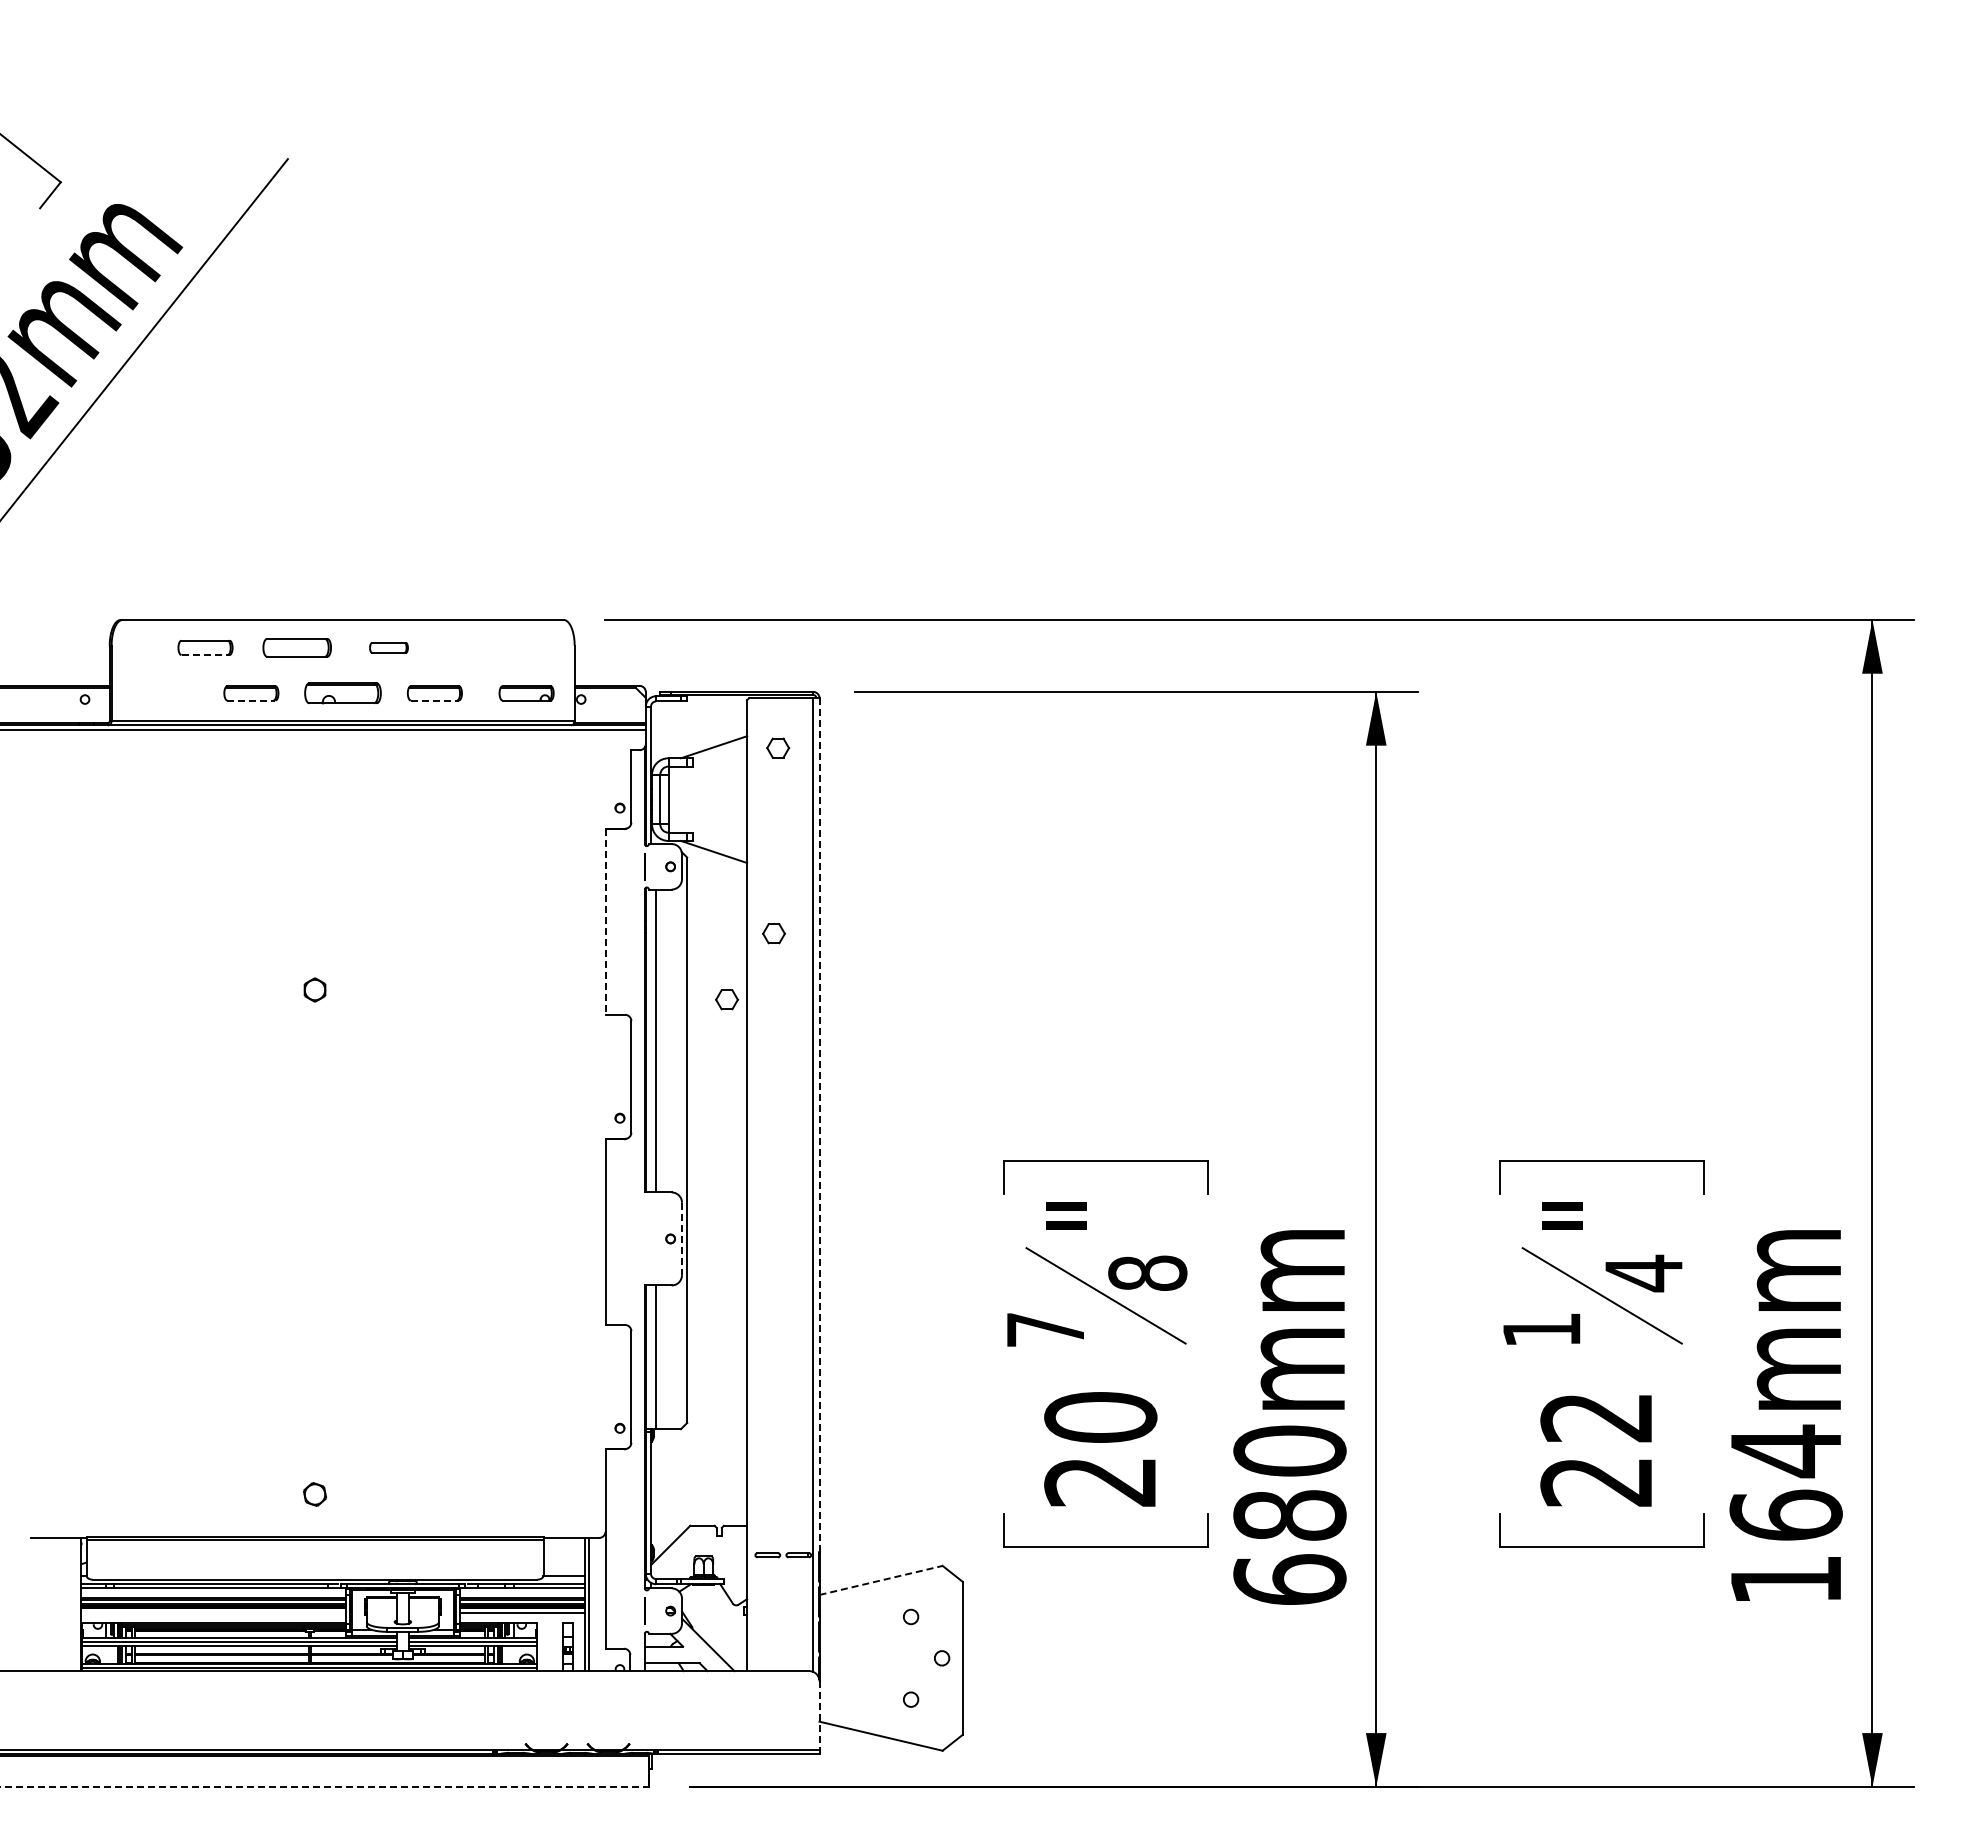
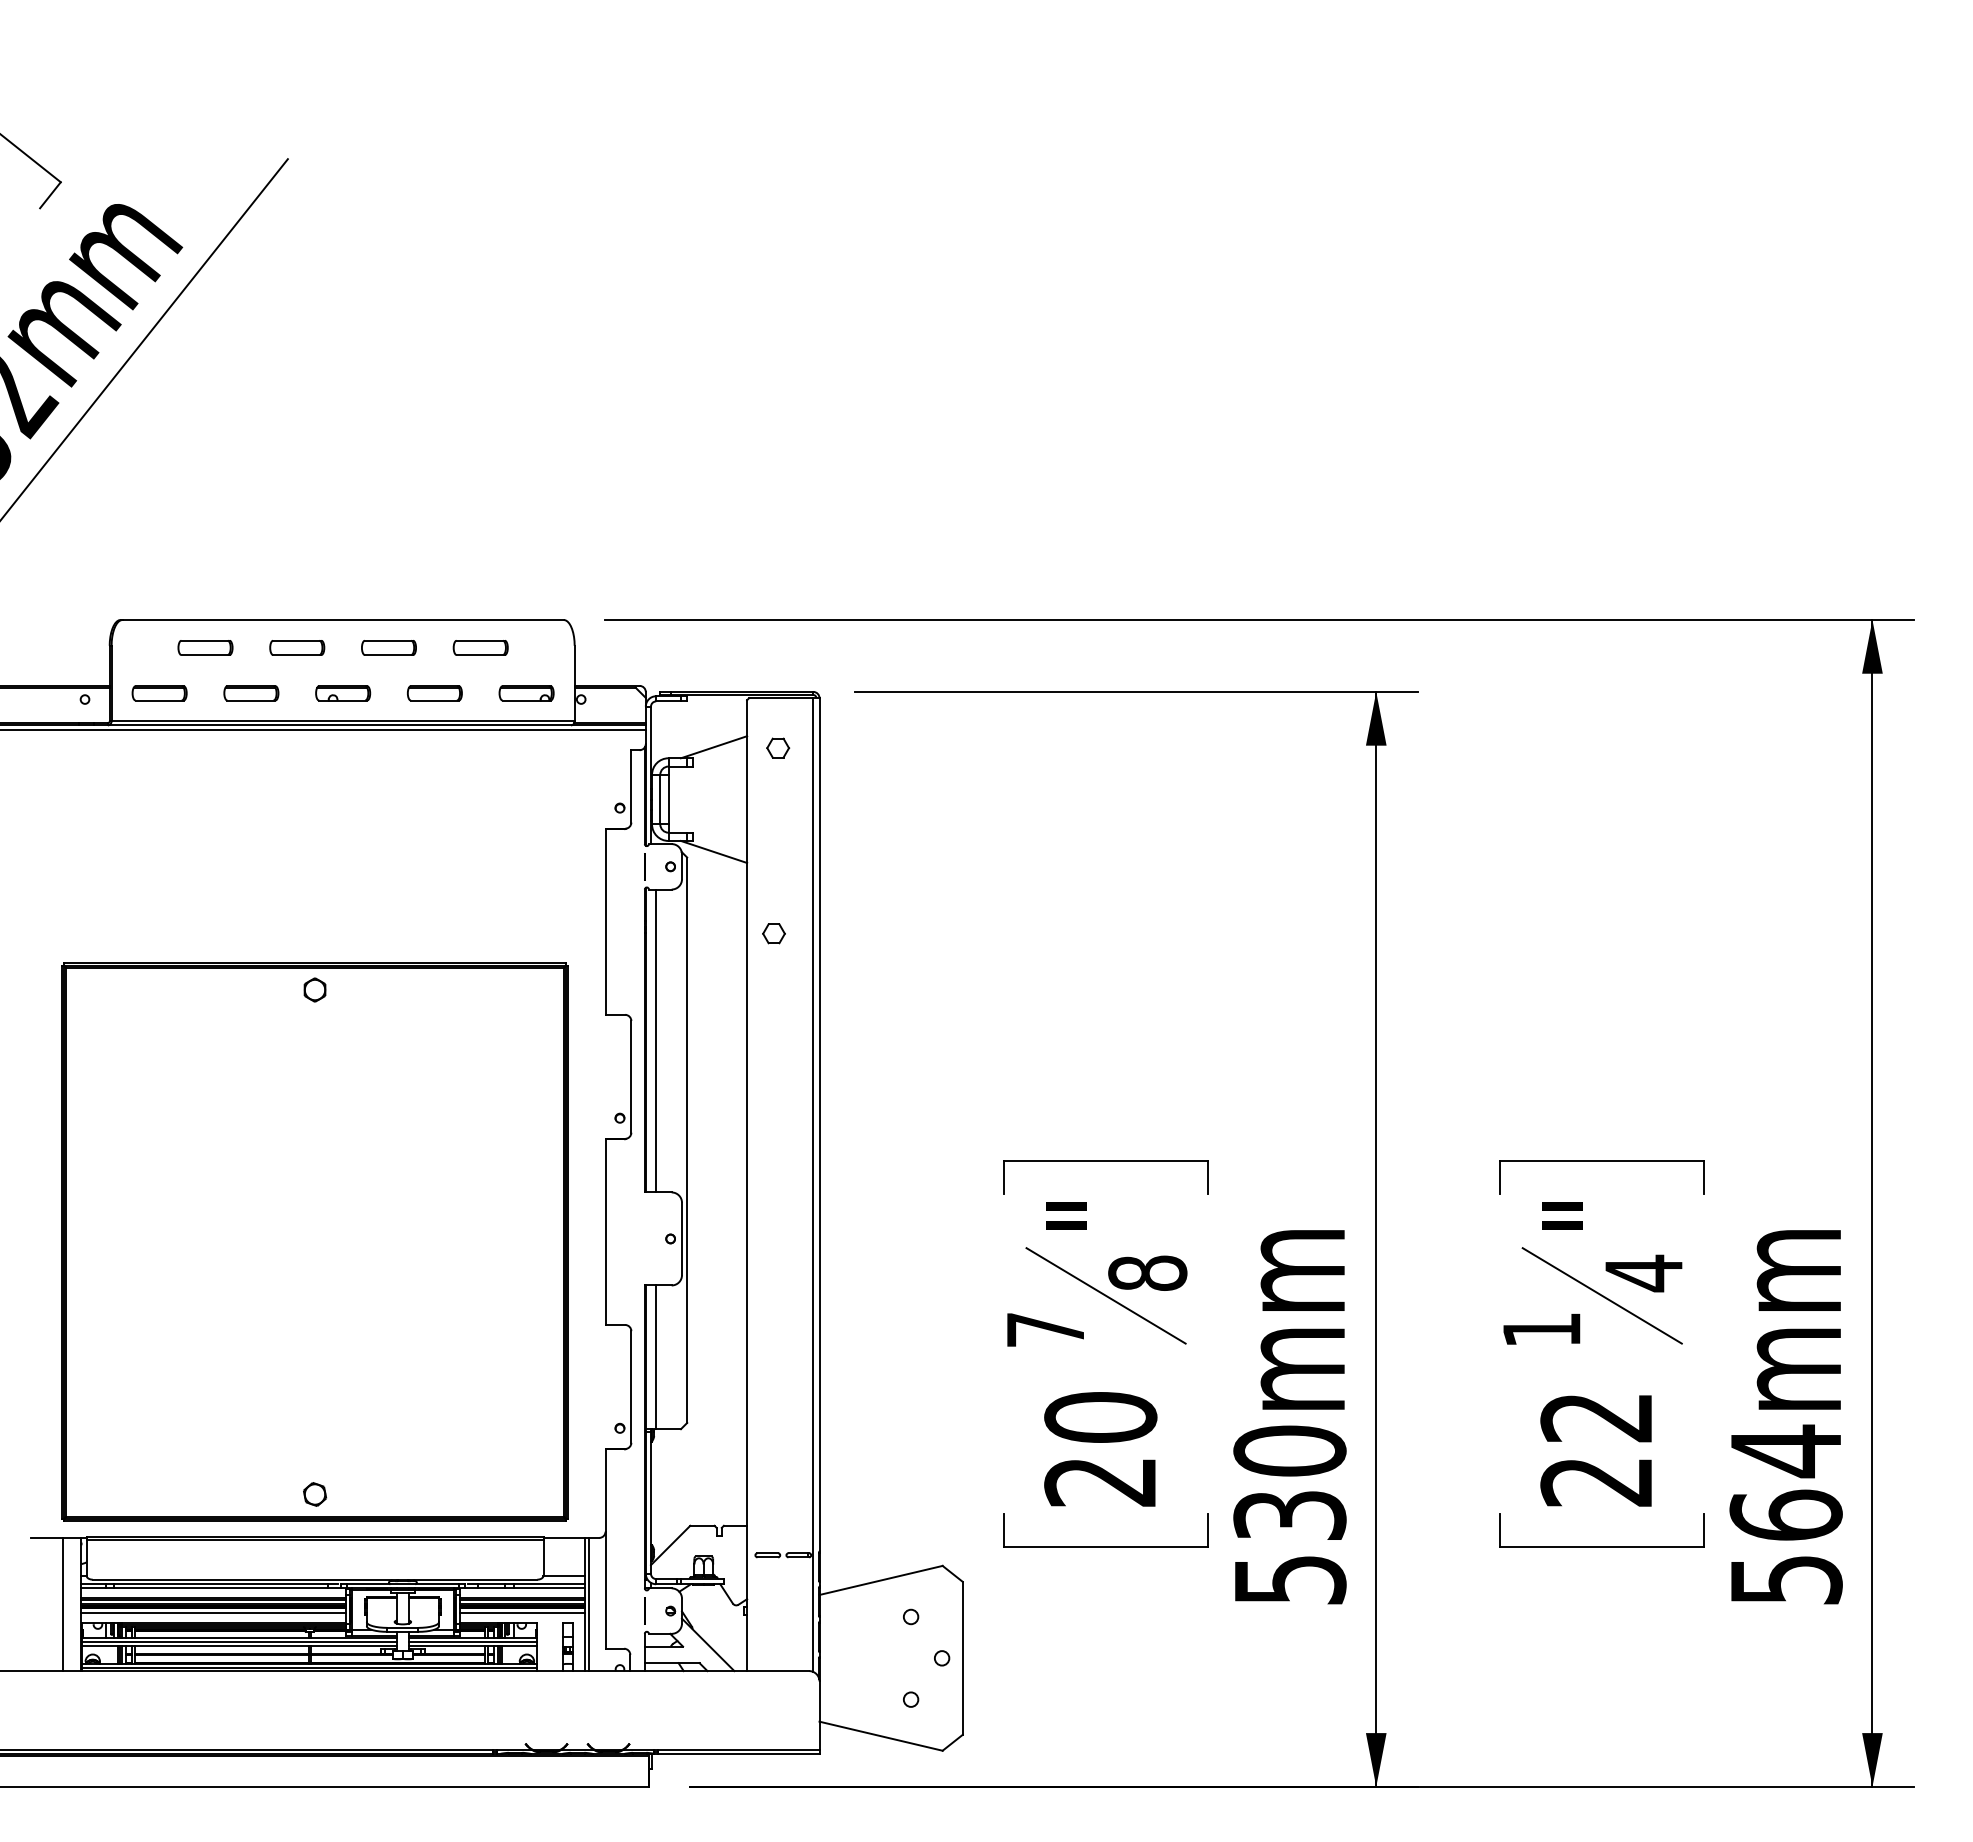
part size: 70x20 px -> 57x16 px (297, 647)
part size: 40x12 px -> 56x16 px (388, 647)
part: none -> present (480, 647)
line: dashed -> solid (206, 655)
part: none -> present (159, 693)
part size: 78x23 px -> 57x17 px (343, 693)
line: dashed -> solid (251, 700)
line: dashed -> solid (435, 700)
line: dashed -> solid (605, 922)
part: present -> none (726, 999)
line: dashed -> solid (819, 1124)
line: dashed -> solid (682, 1239)
part: none -> present (314, 1241)
text: 680mm -> 530mm (1289, 1547)
line: dashed -> solid (881, 1580)
text: 164mm -> 564mm (1786, 1580)
line: none -> present (62, 1604)
line: none -> present (213, 1612)
line: dashed -> solid (819, 1716)
line: dashed -> solid (324, 1786)
